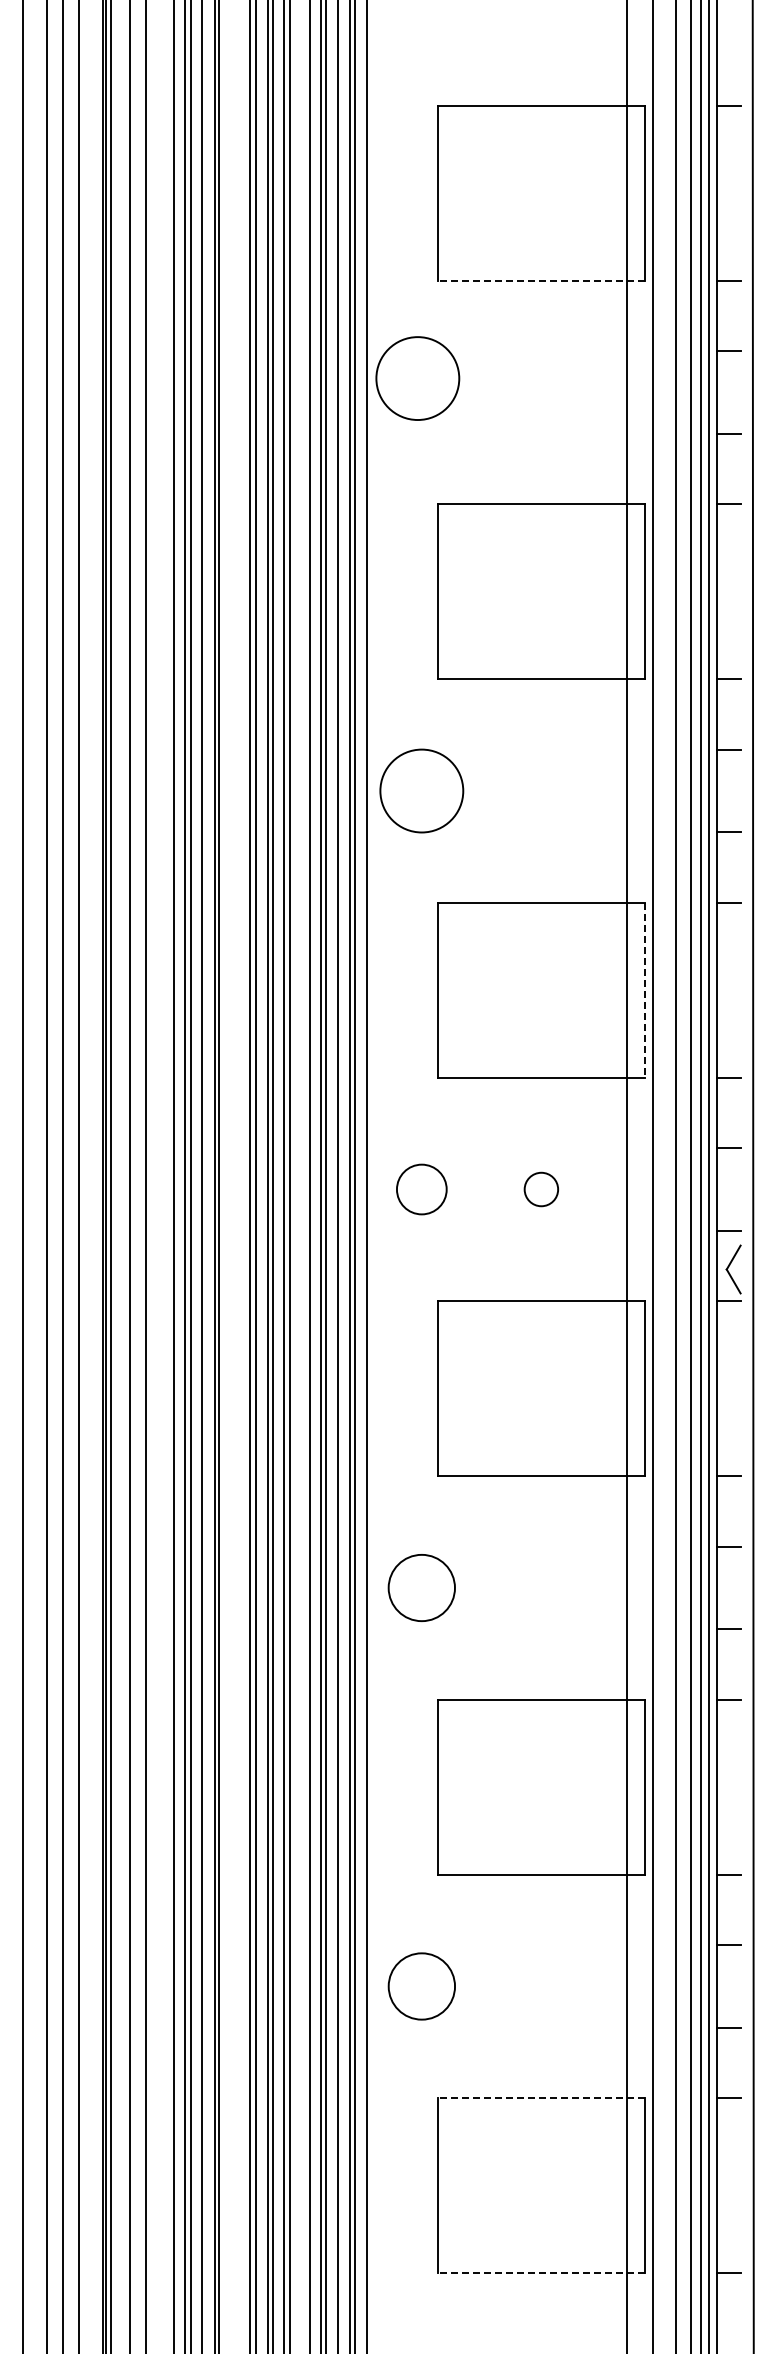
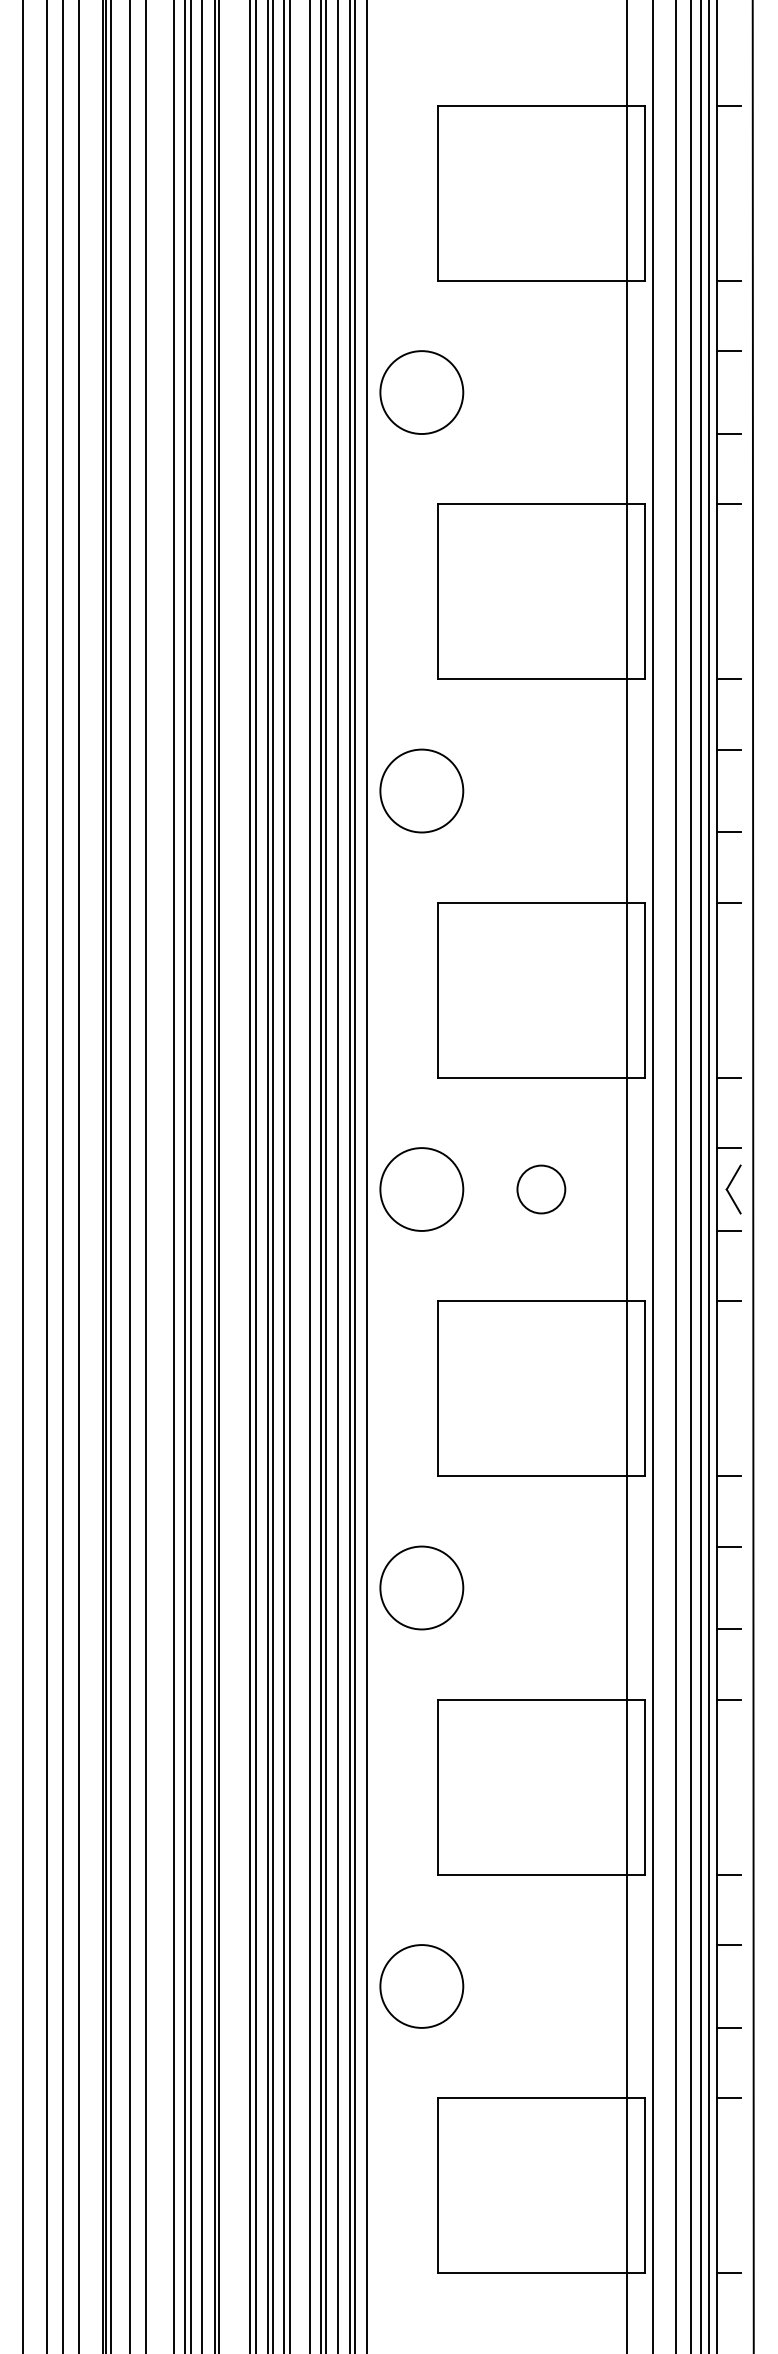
line: dashed -> solid (541, 280)
circle position: (417, 378) -> (421, 392) (421, 392)
line: dashed -> solid (644, 990)
circle diameter: 50 px -> 83 px (421, 1189)
circle size: 36x37 px -> 51x51 px (541, 1189)
part position: (733, 1269) -> (733, 1189) (733, 1189)
circle diameter: 66 px -> 83 px (421, 1587)
circle size: 69x69 px -> 86x85 px (421, 1986)
line: dashed -> solid (541, 2098)
line: dashed -> solid (541, 2273)
